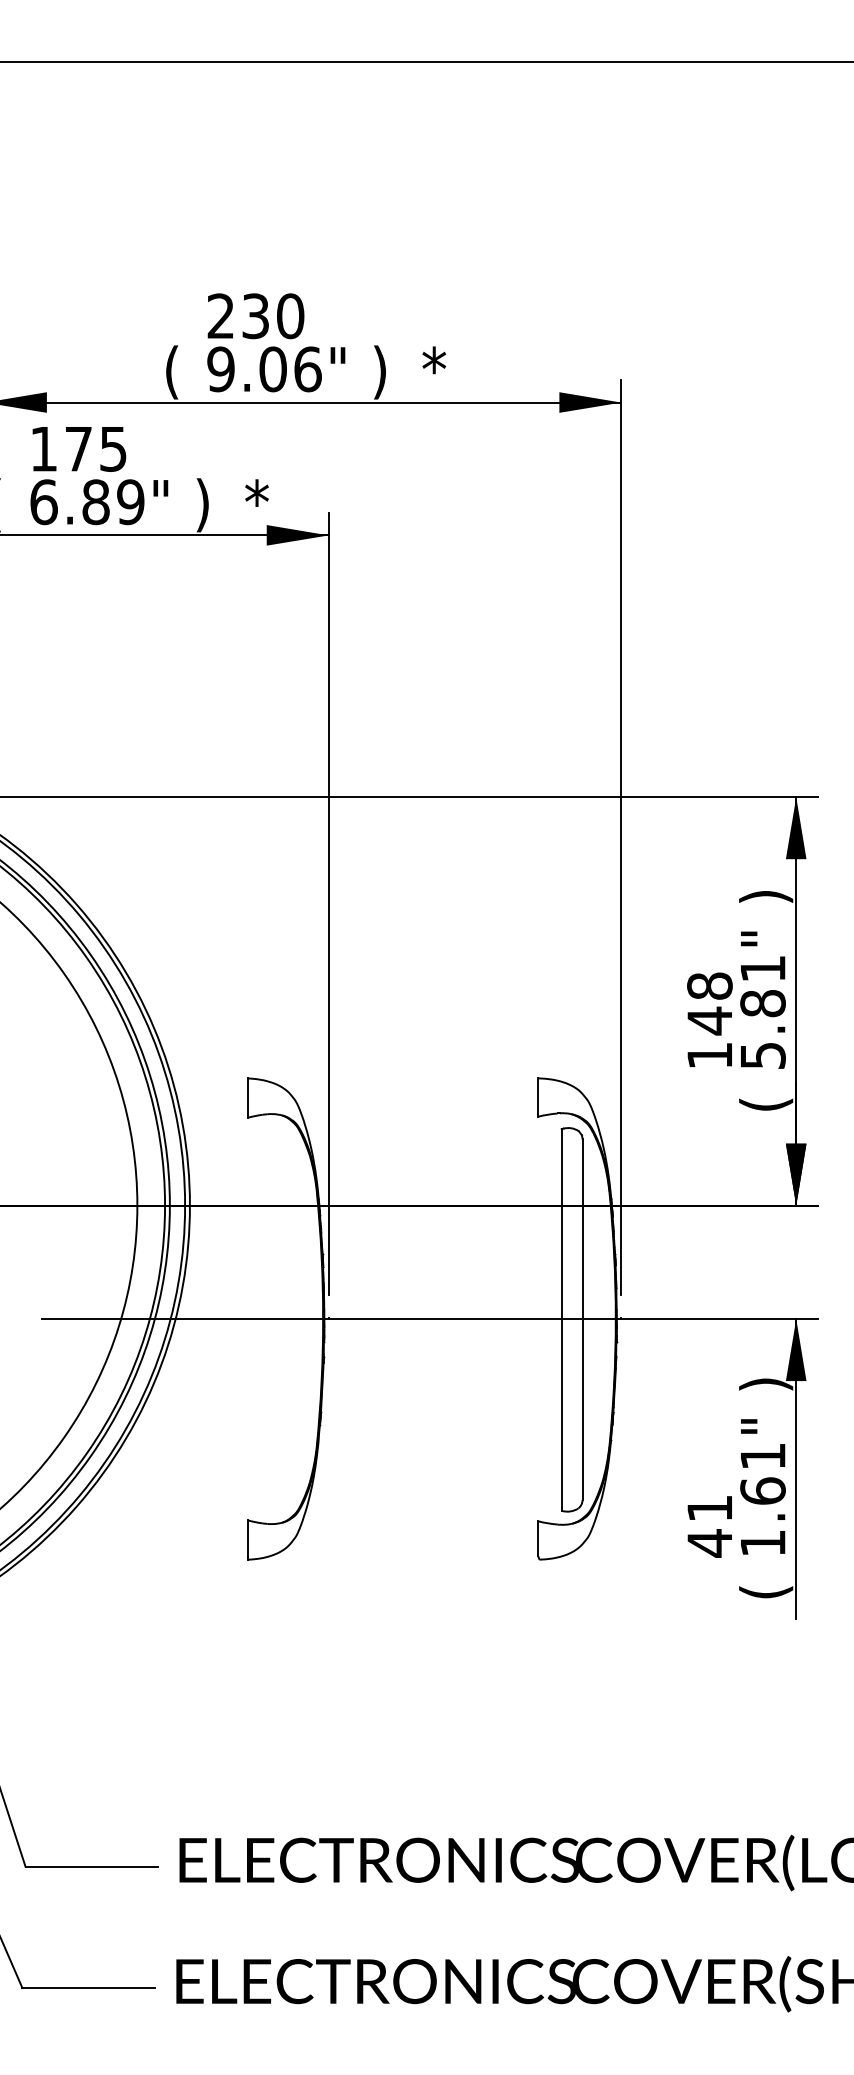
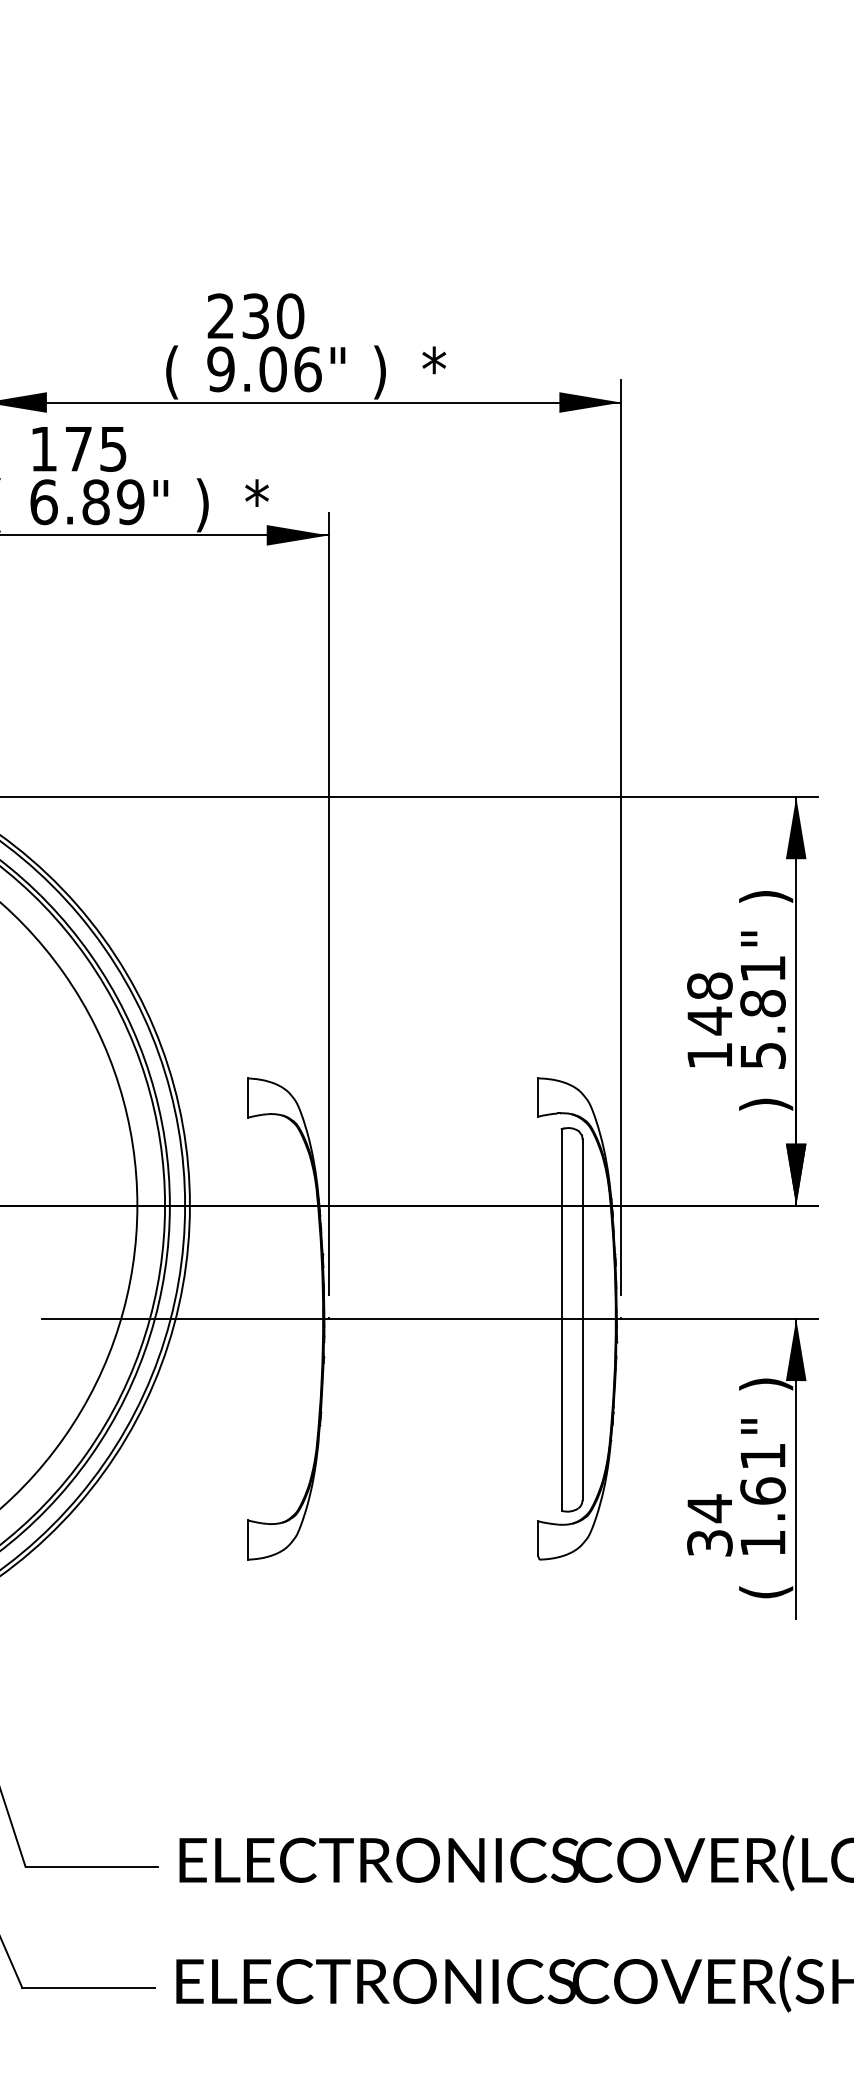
line: present -> none (426, 62)
text: ( -> ) (766, 1104)
text: 41 -> 34 (709, 1525)
